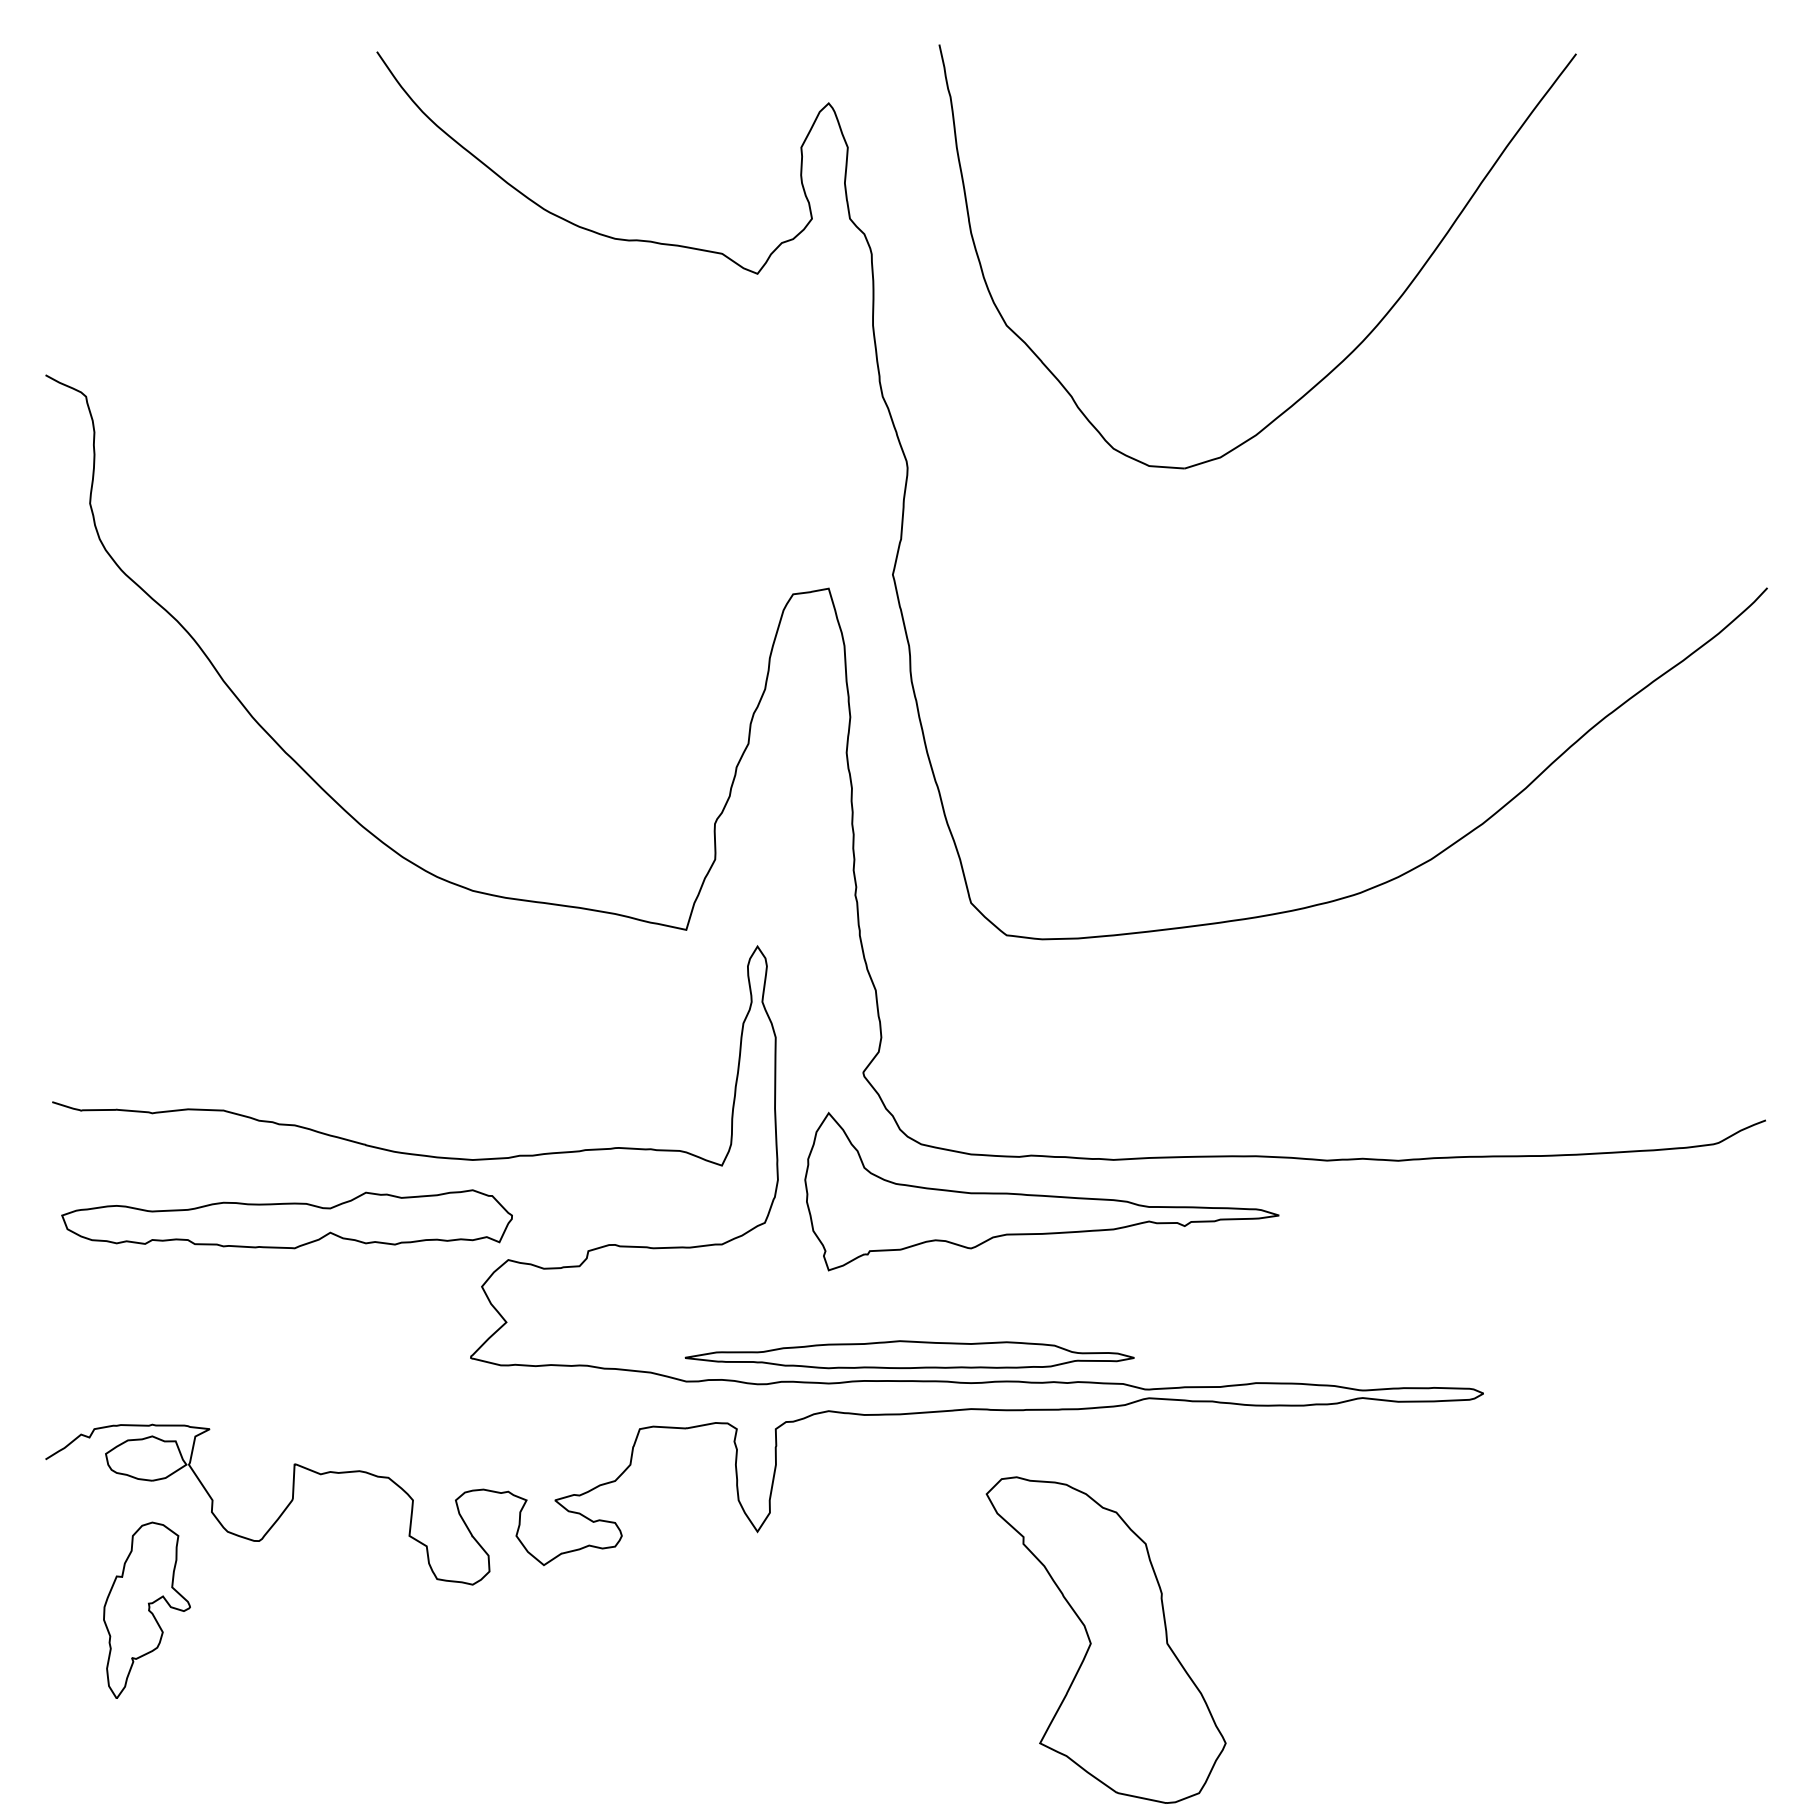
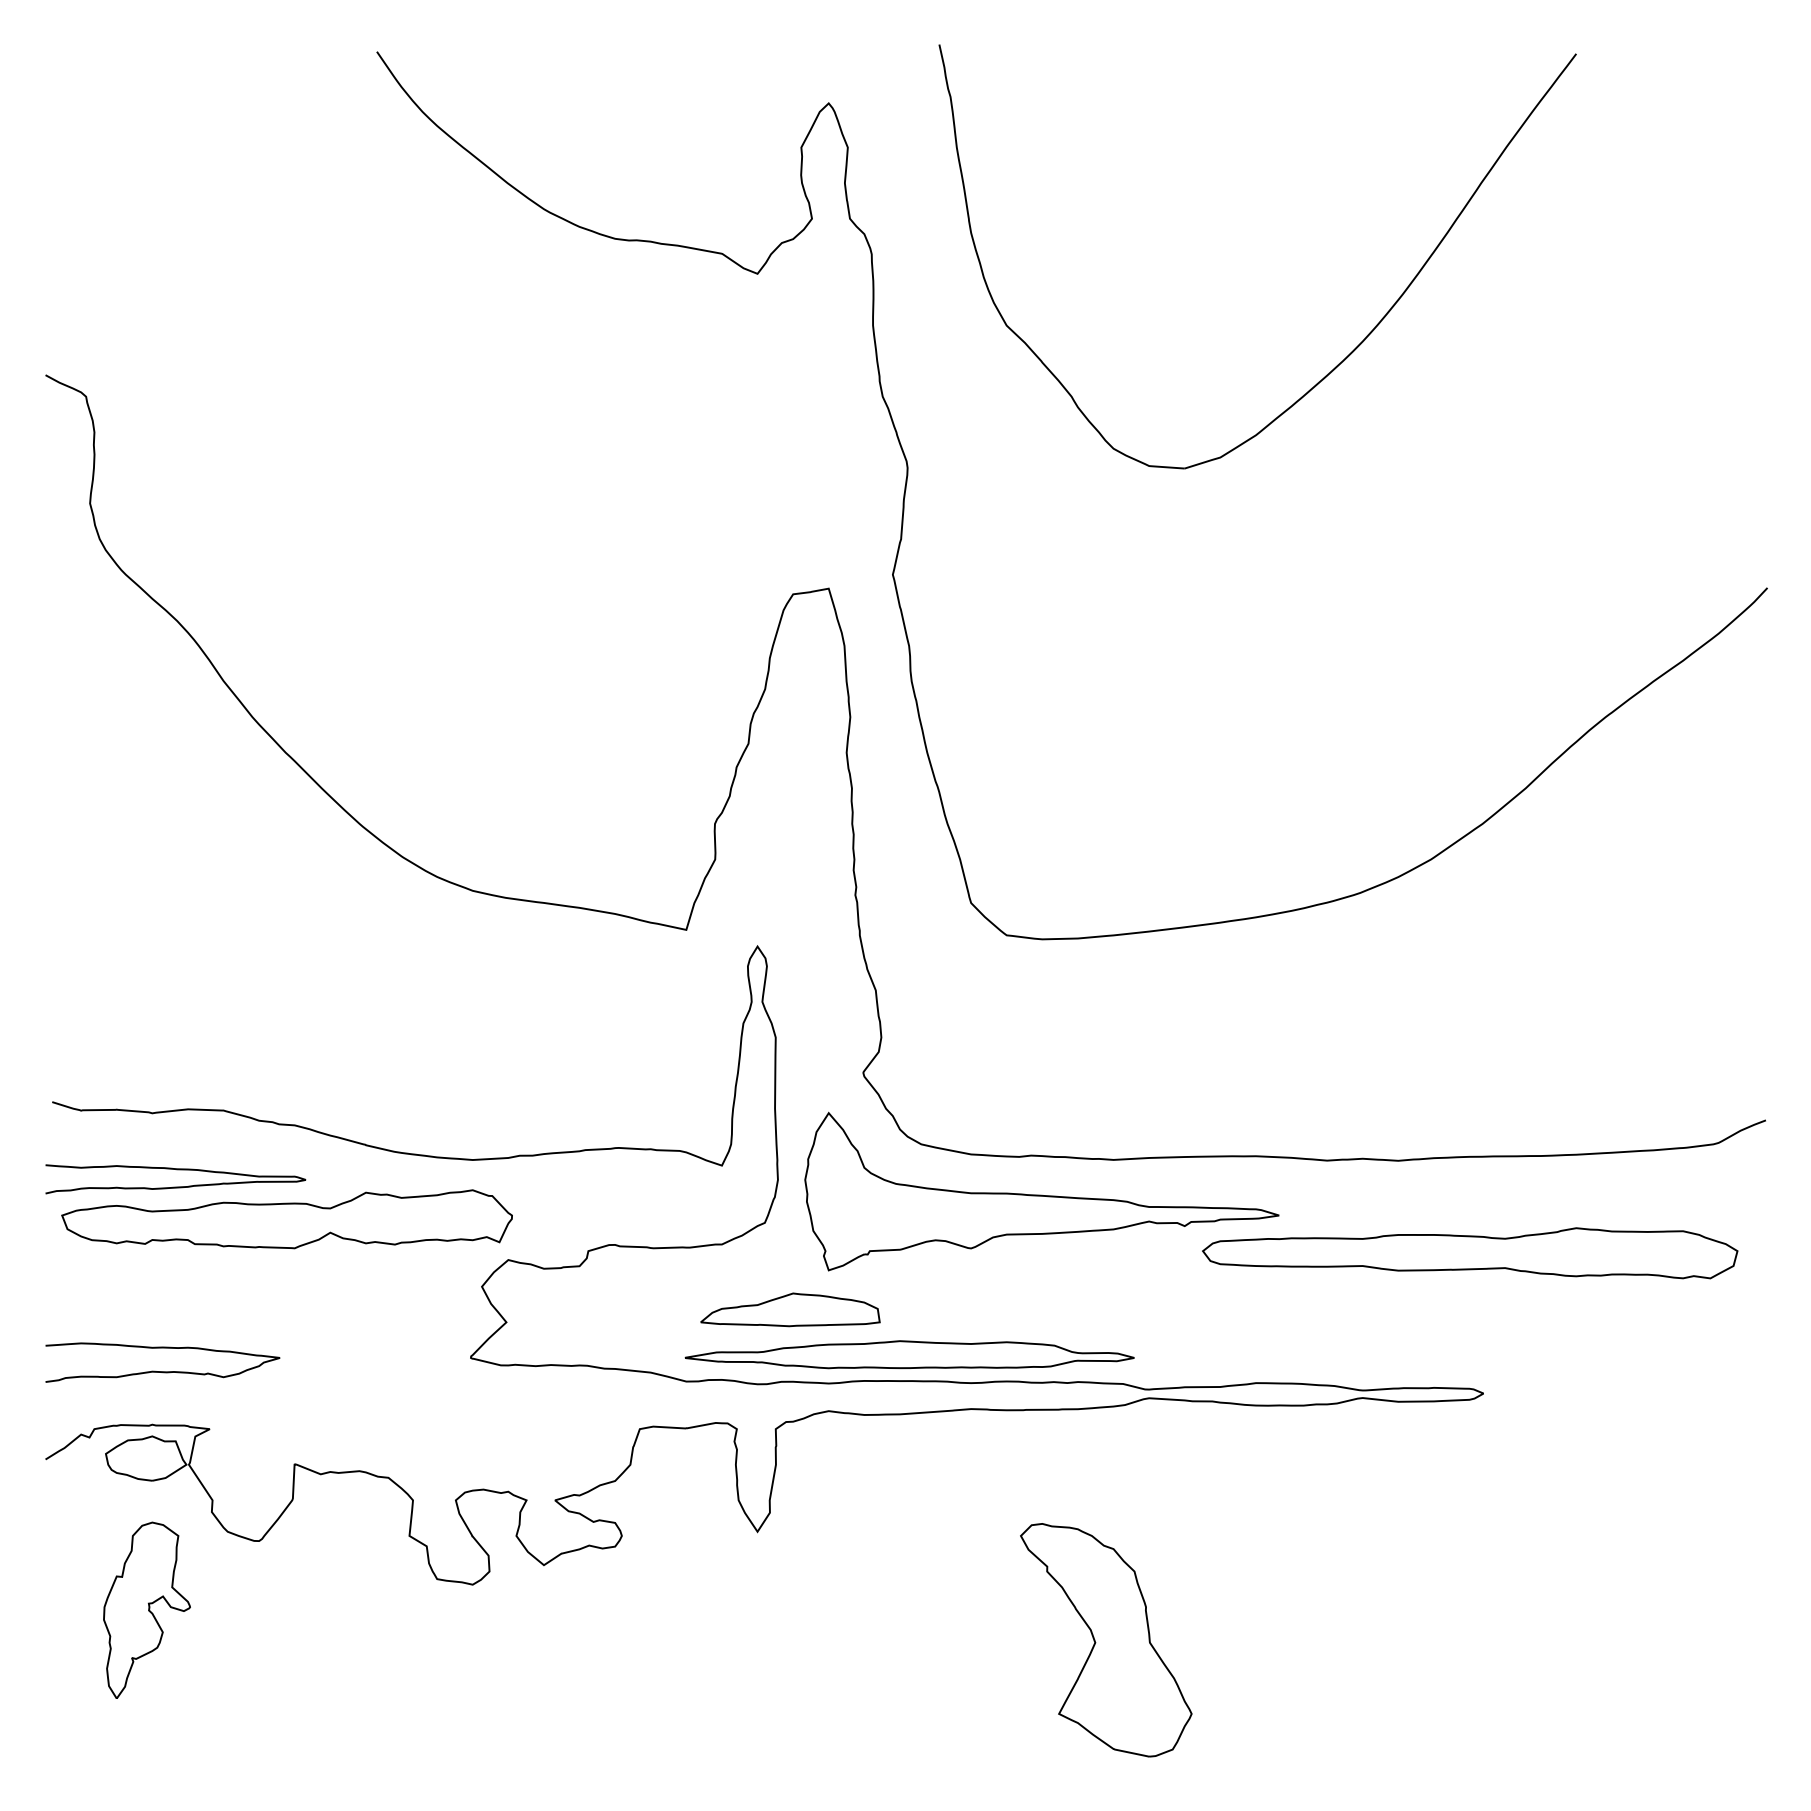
curve: none -> present (175, 1186)
part: none -> present (1470, 1253)
part: none -> present (790, 1309)
curve: none -> present (162, 1371)
part size: 242x328 px -> 173x235 px (1106, 1640)
